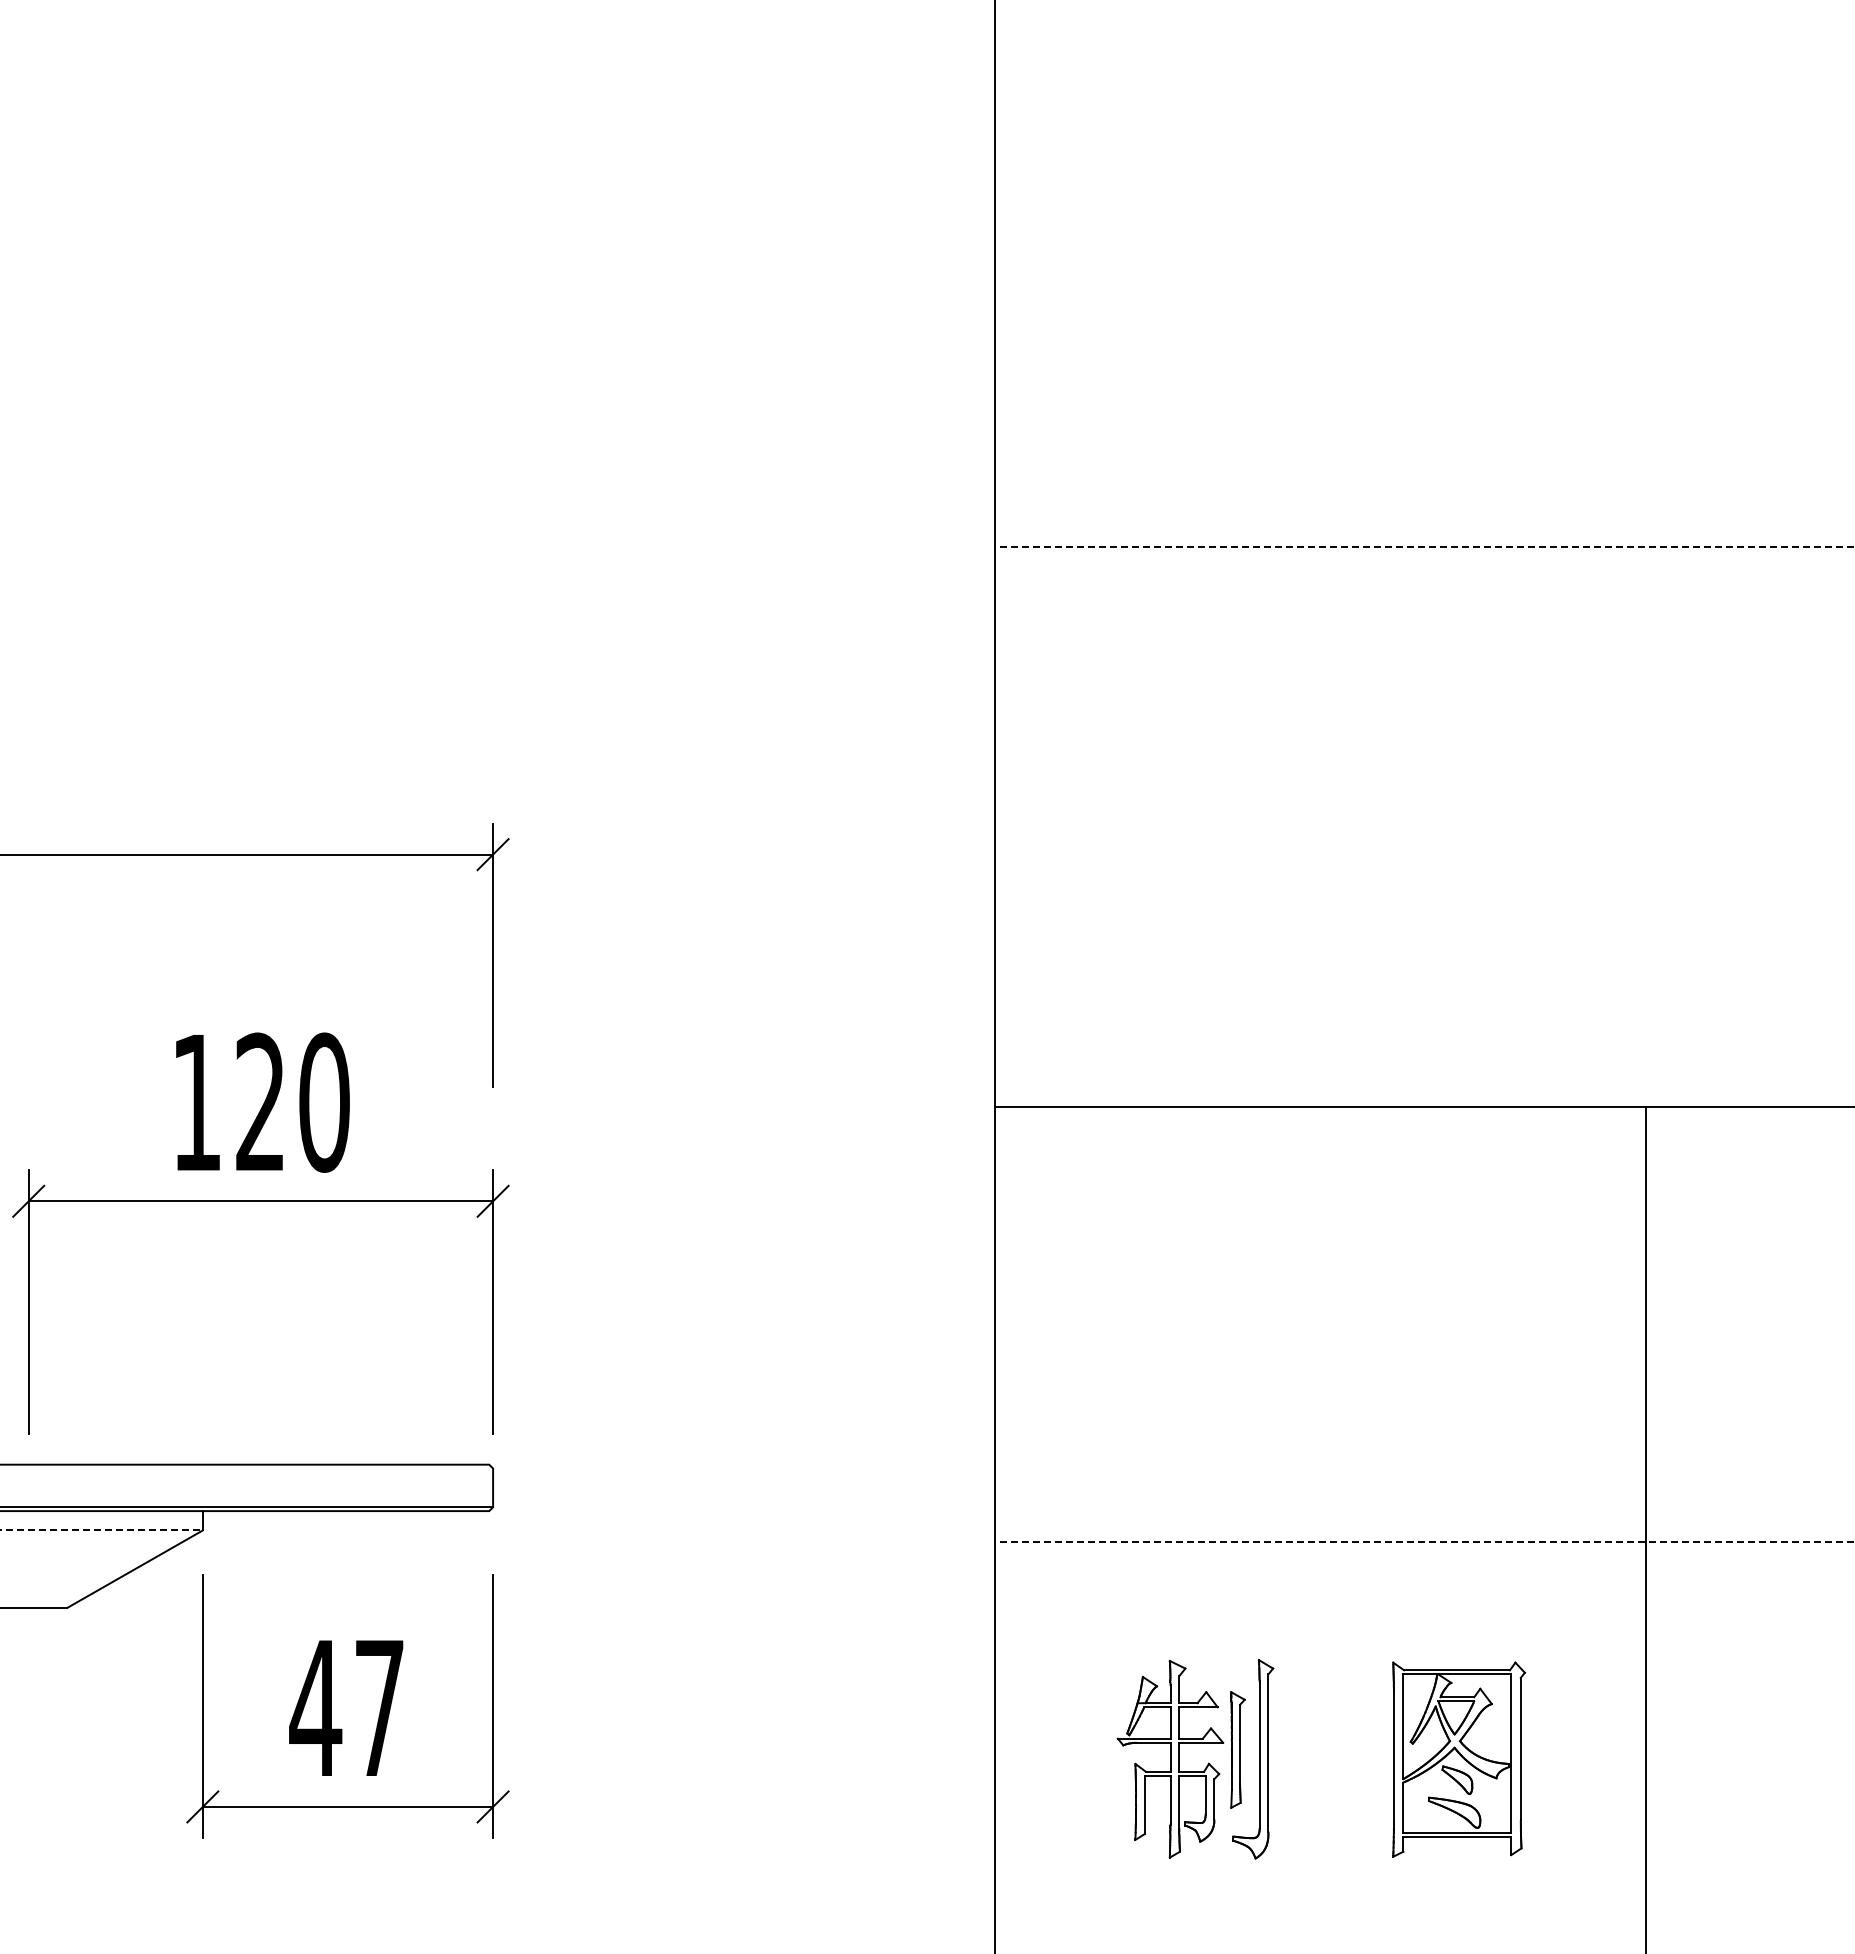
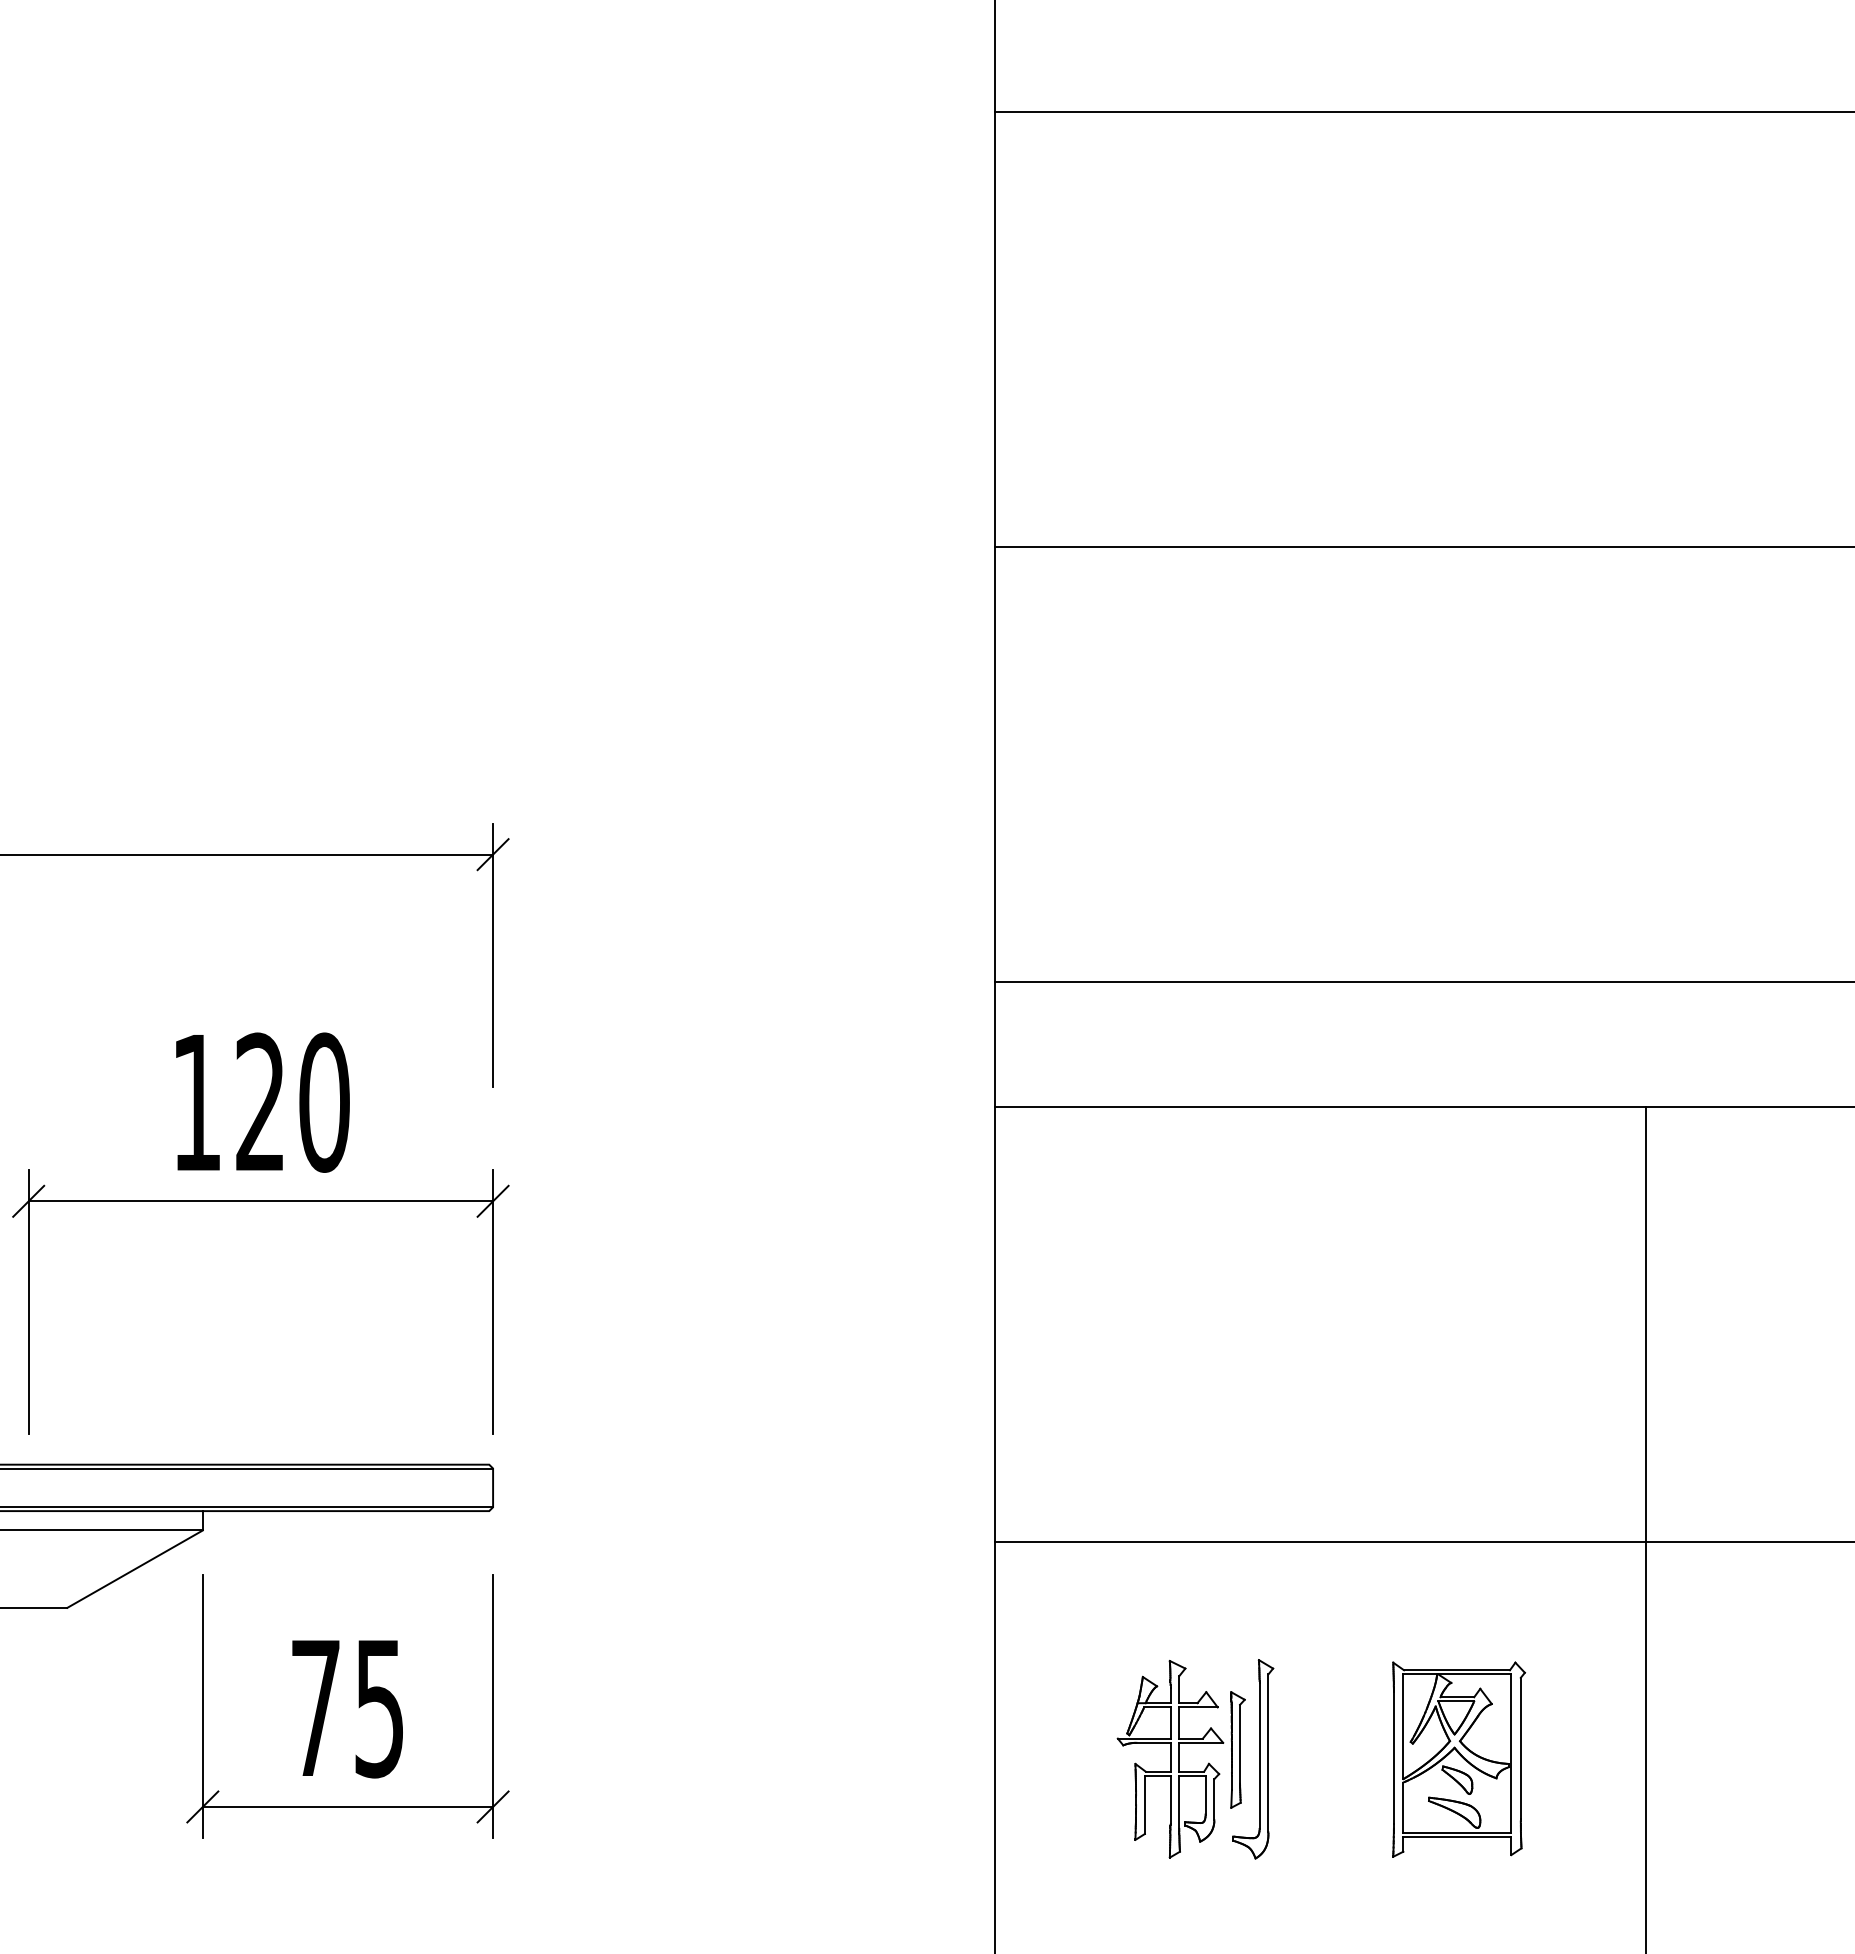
line: none -> present (1422, 111)
line: dashed -> solid (1424, 547)
line: none -> present (1422, 982)
line: none -> present (247, 1468)
line: dashed -> solid (101, 1530)
line: dashed -> solid (1424, 1541)
text: 47 -> 75 (346, 1709)
